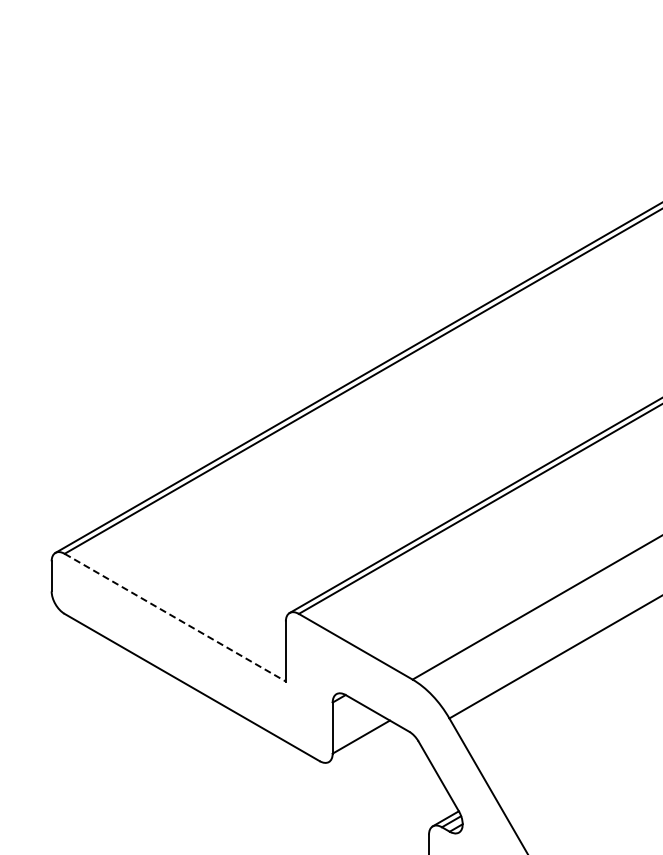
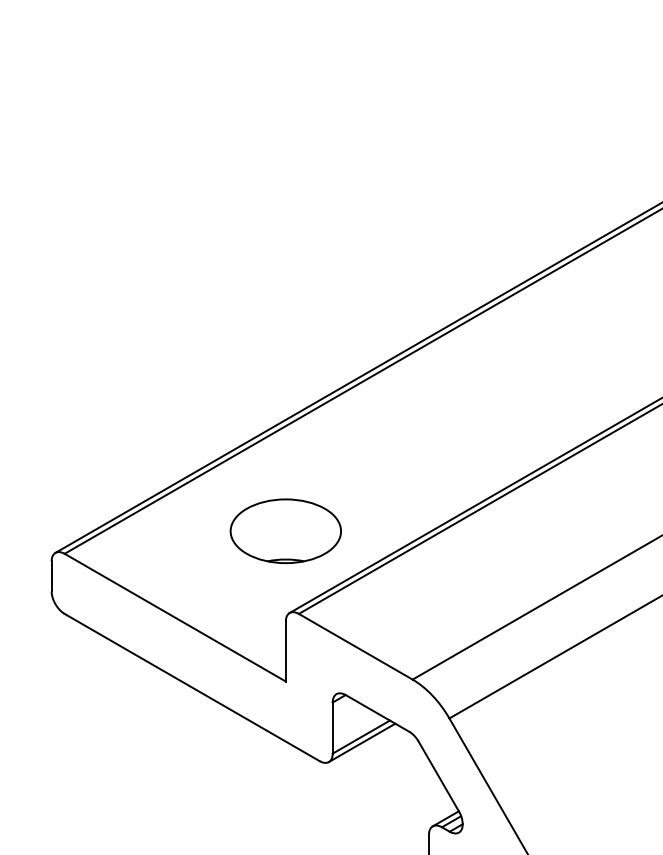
part: none -> present (285, 530)
line: dashed -> solid (175, 617)
line: none -> present (361, 742)
